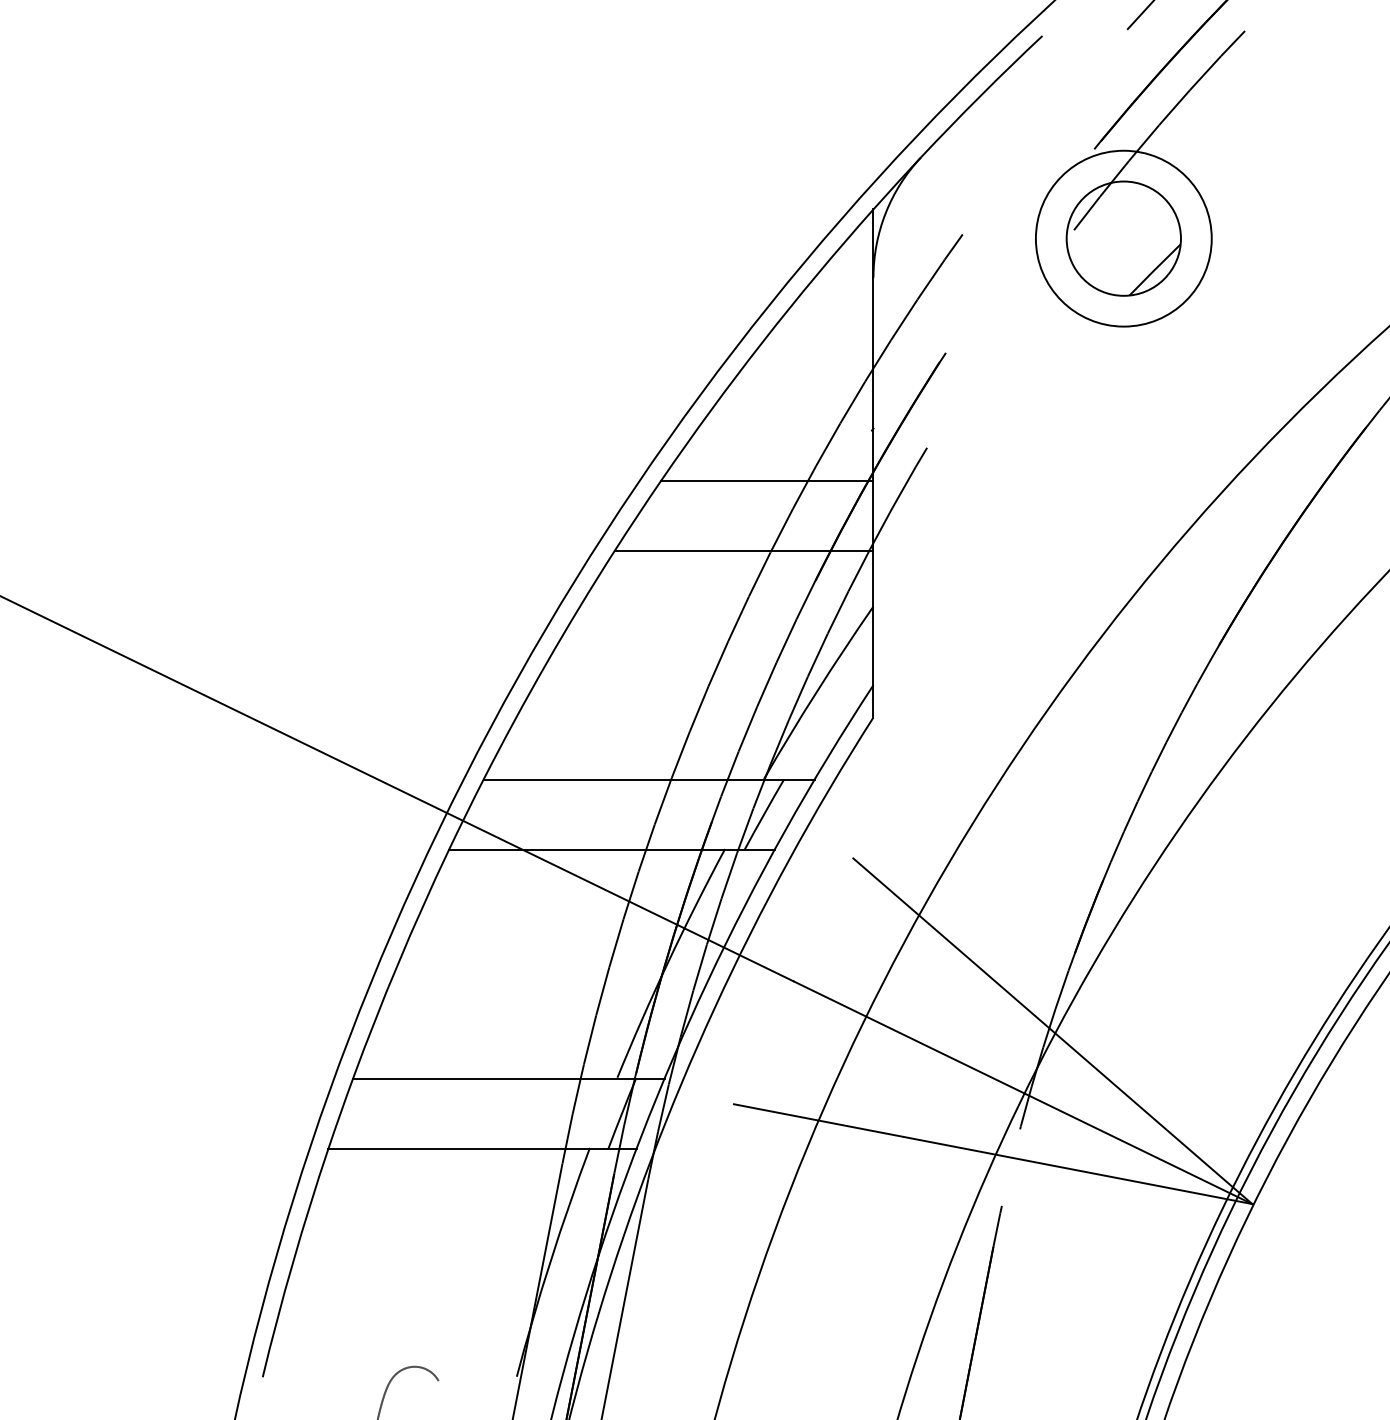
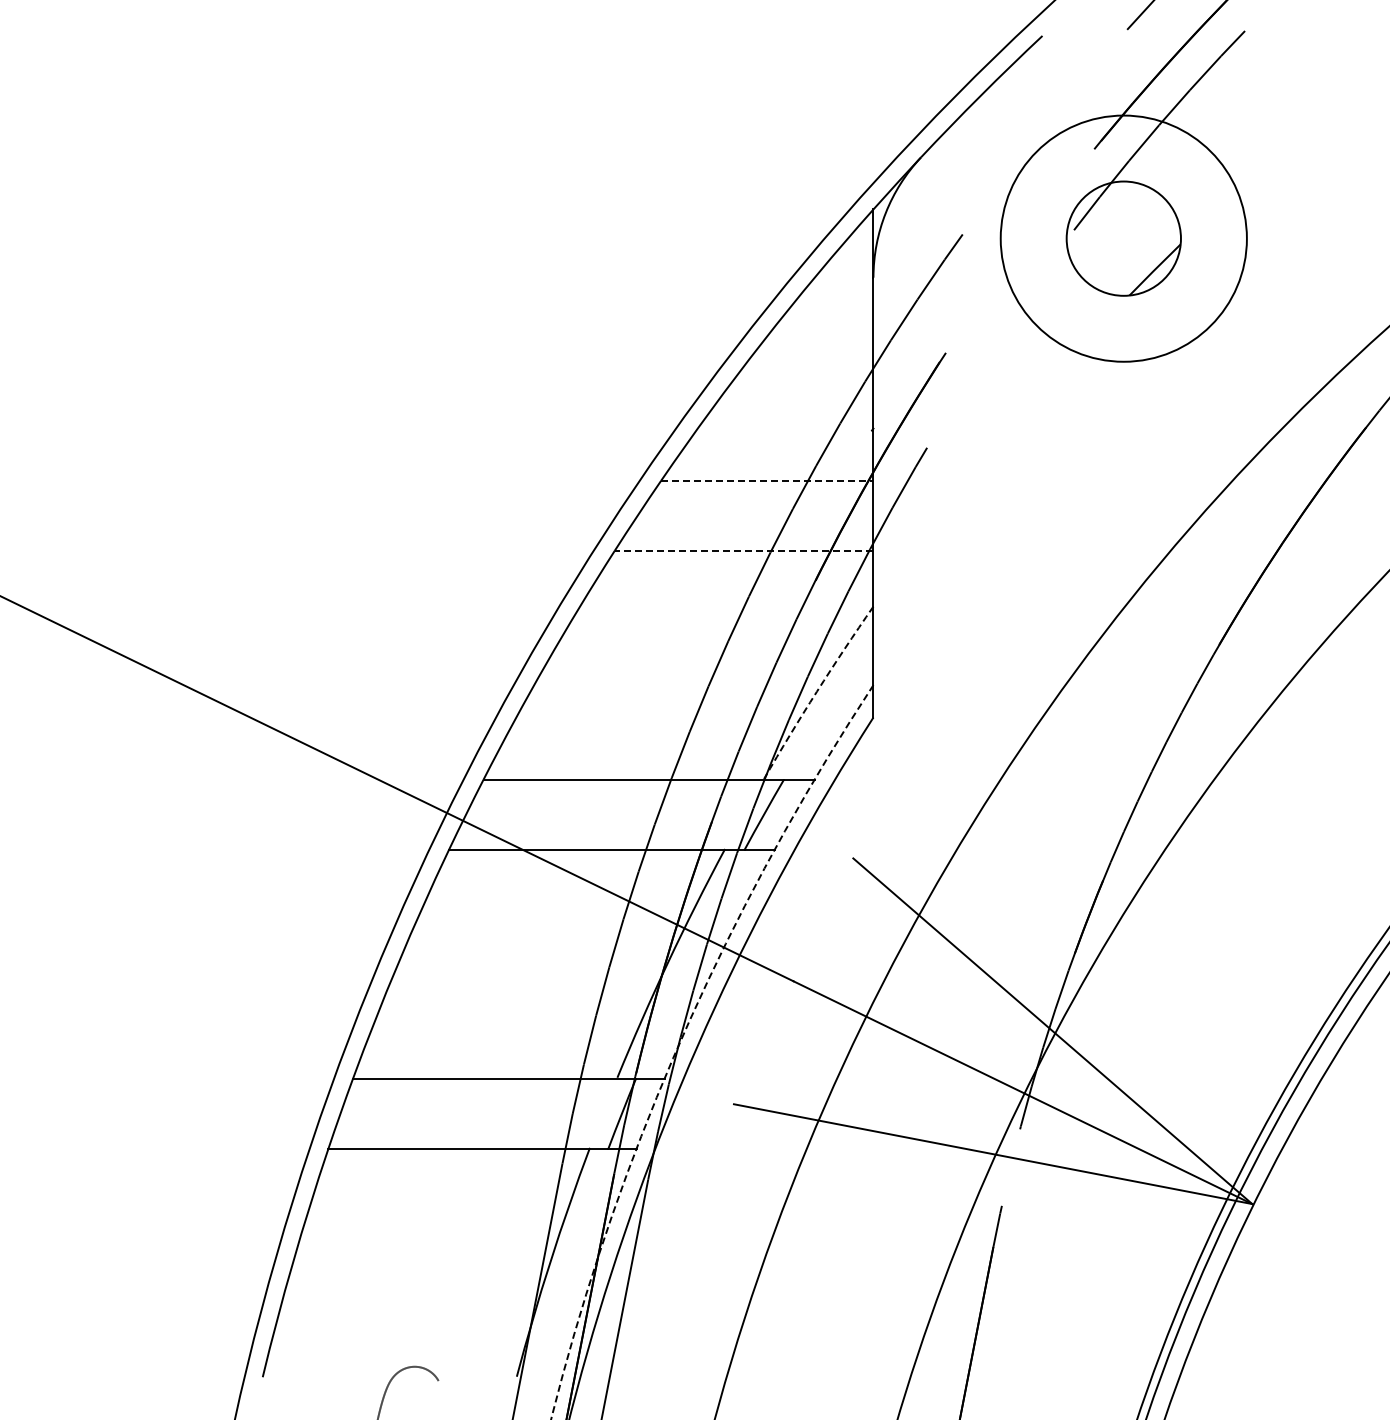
circle diameter: 176 px -> 246 px (1123, 238)
line: solid -> dashed (767, 480)
line: solid -> dashed (743, 551)
arc: solid -> dashed (816, 691)
arc: solid -> dashed (682, 1038)
